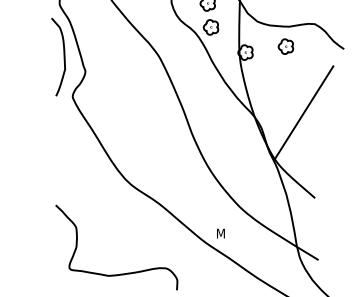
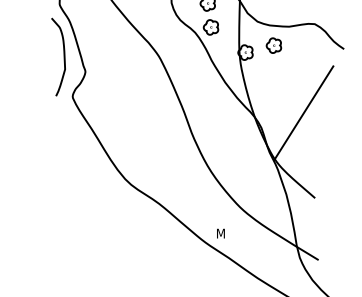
part position: (285, 46) -> (273, 45) (273, 45)
curve: present -> none (120, 273)
